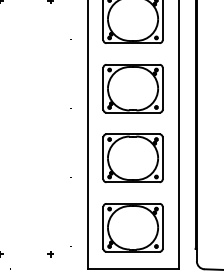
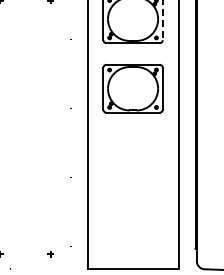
line: solid -> dashed (162, 20)
part: present -> none (132, 158)
part: present -> none (132, 227)
